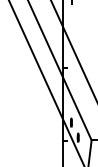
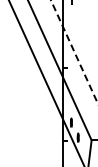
line: solid -> dashed (74, 52)
